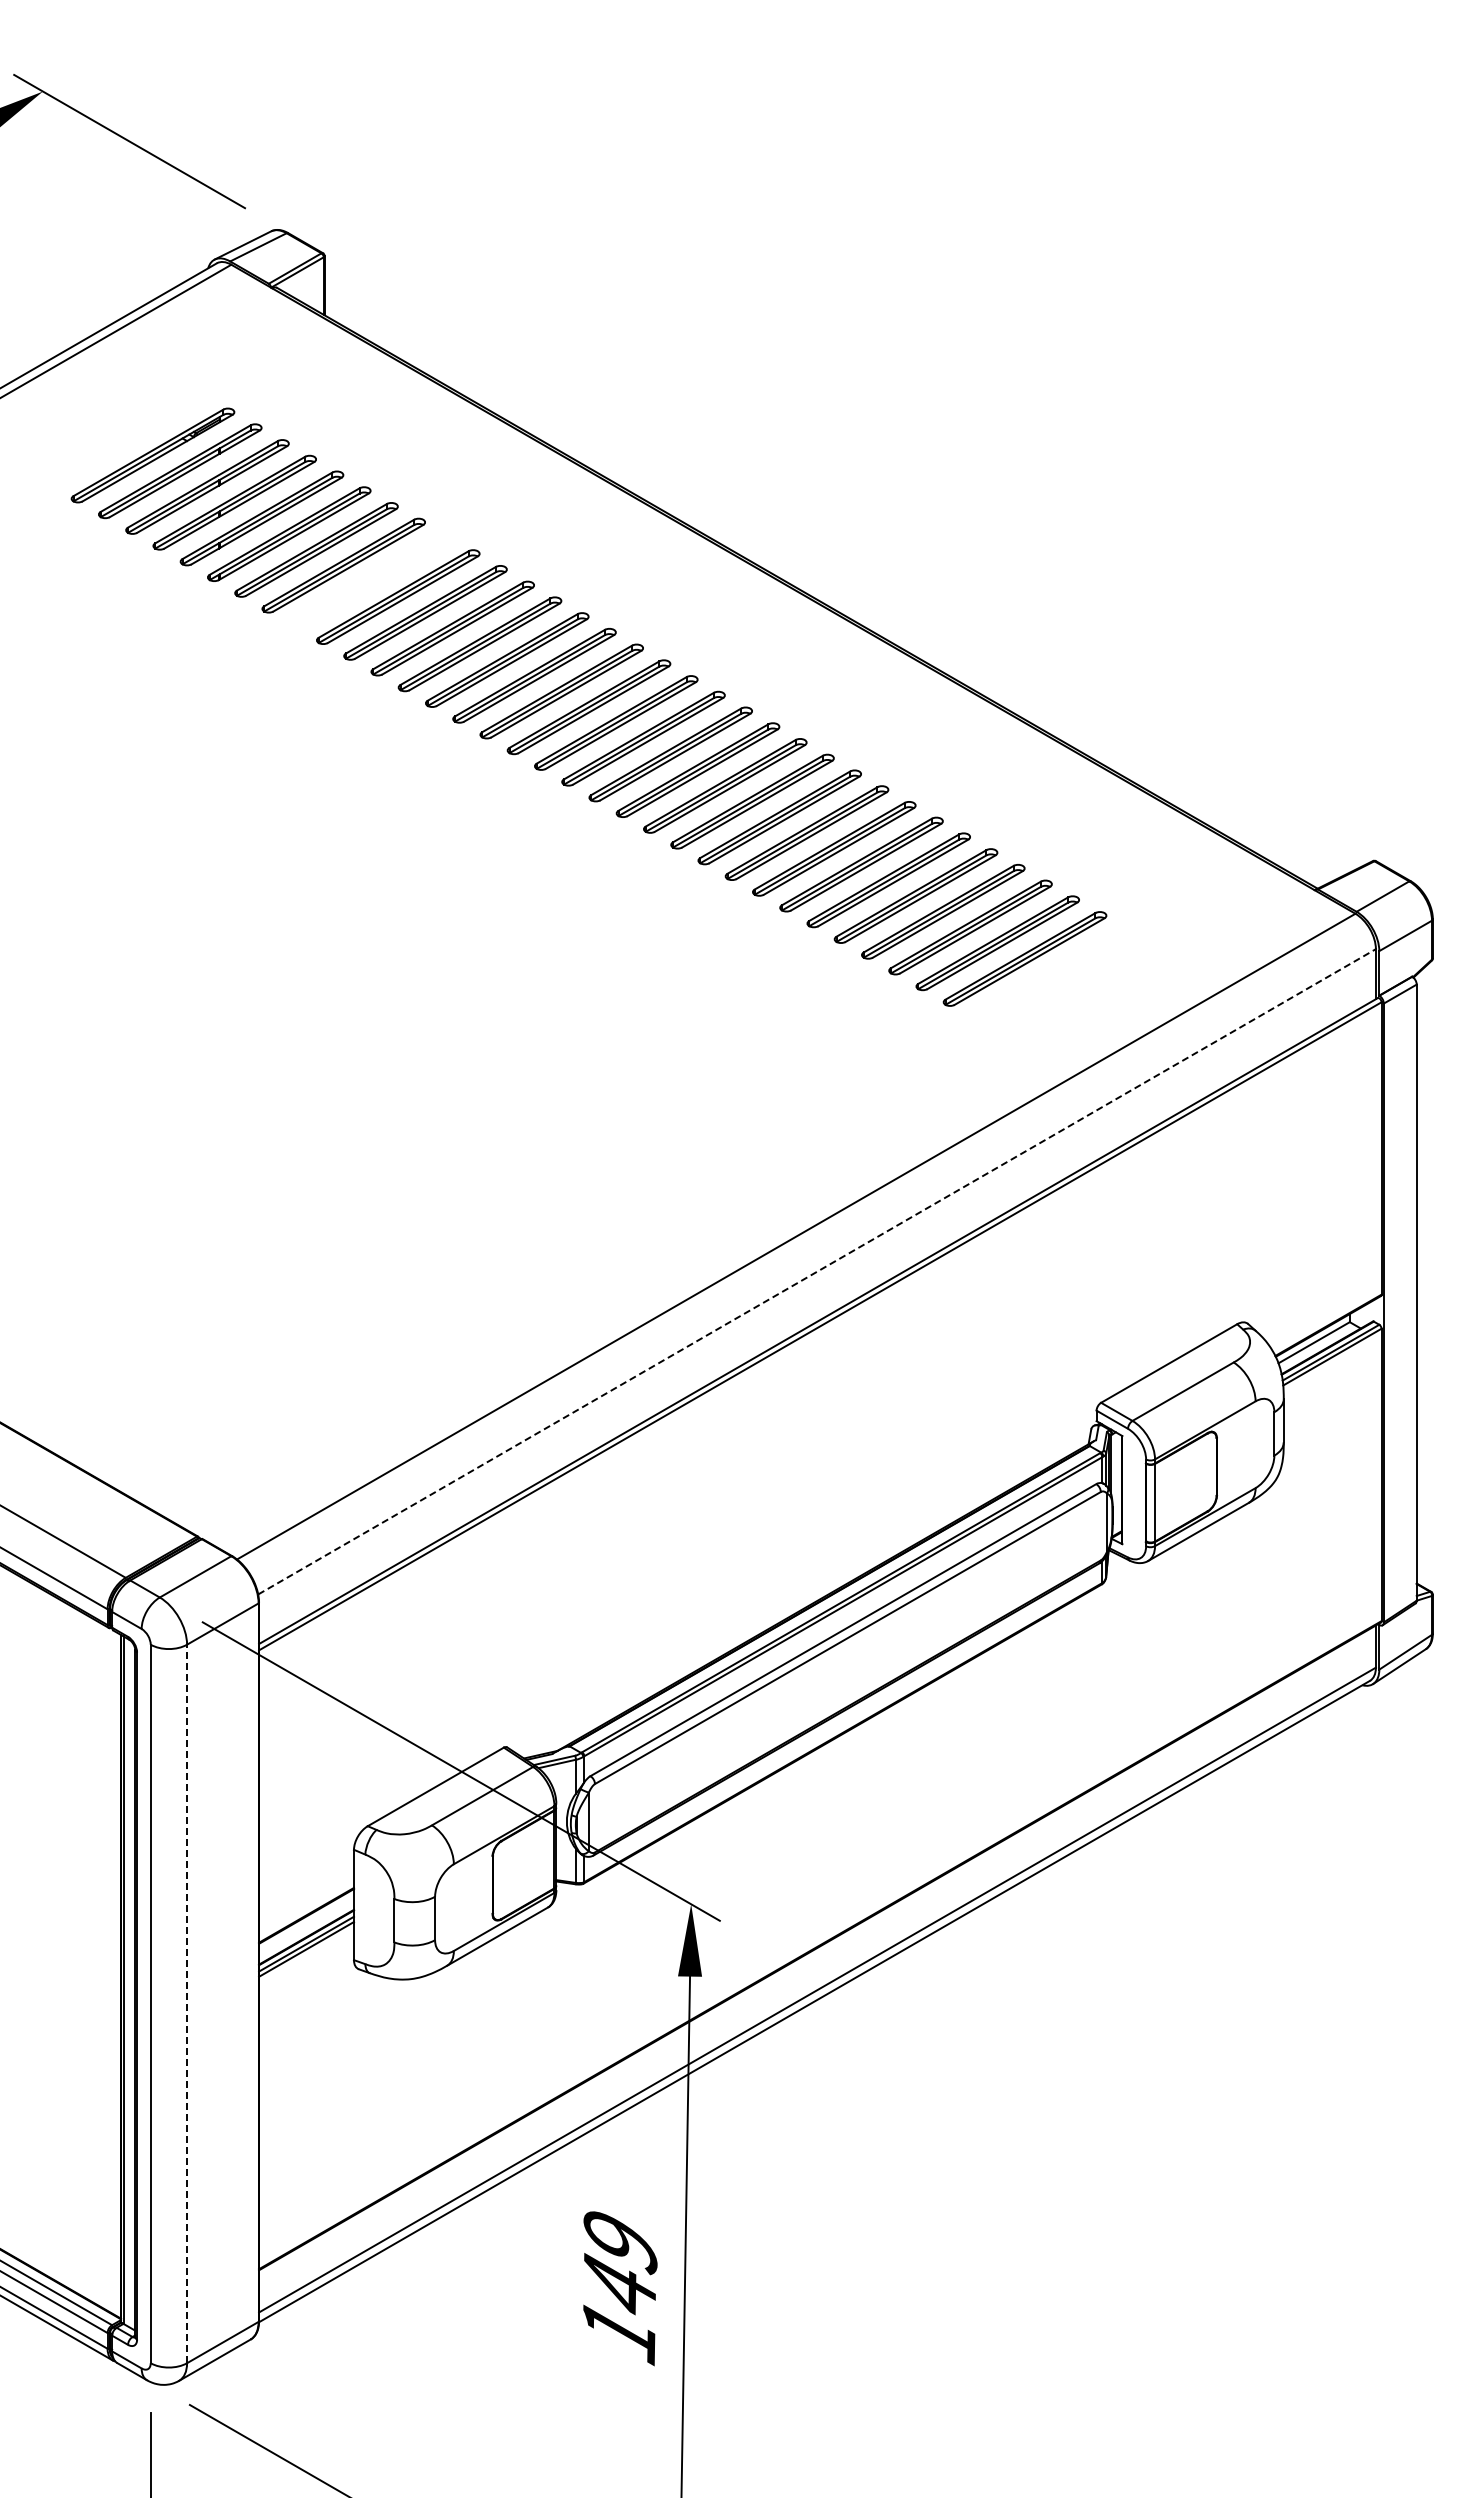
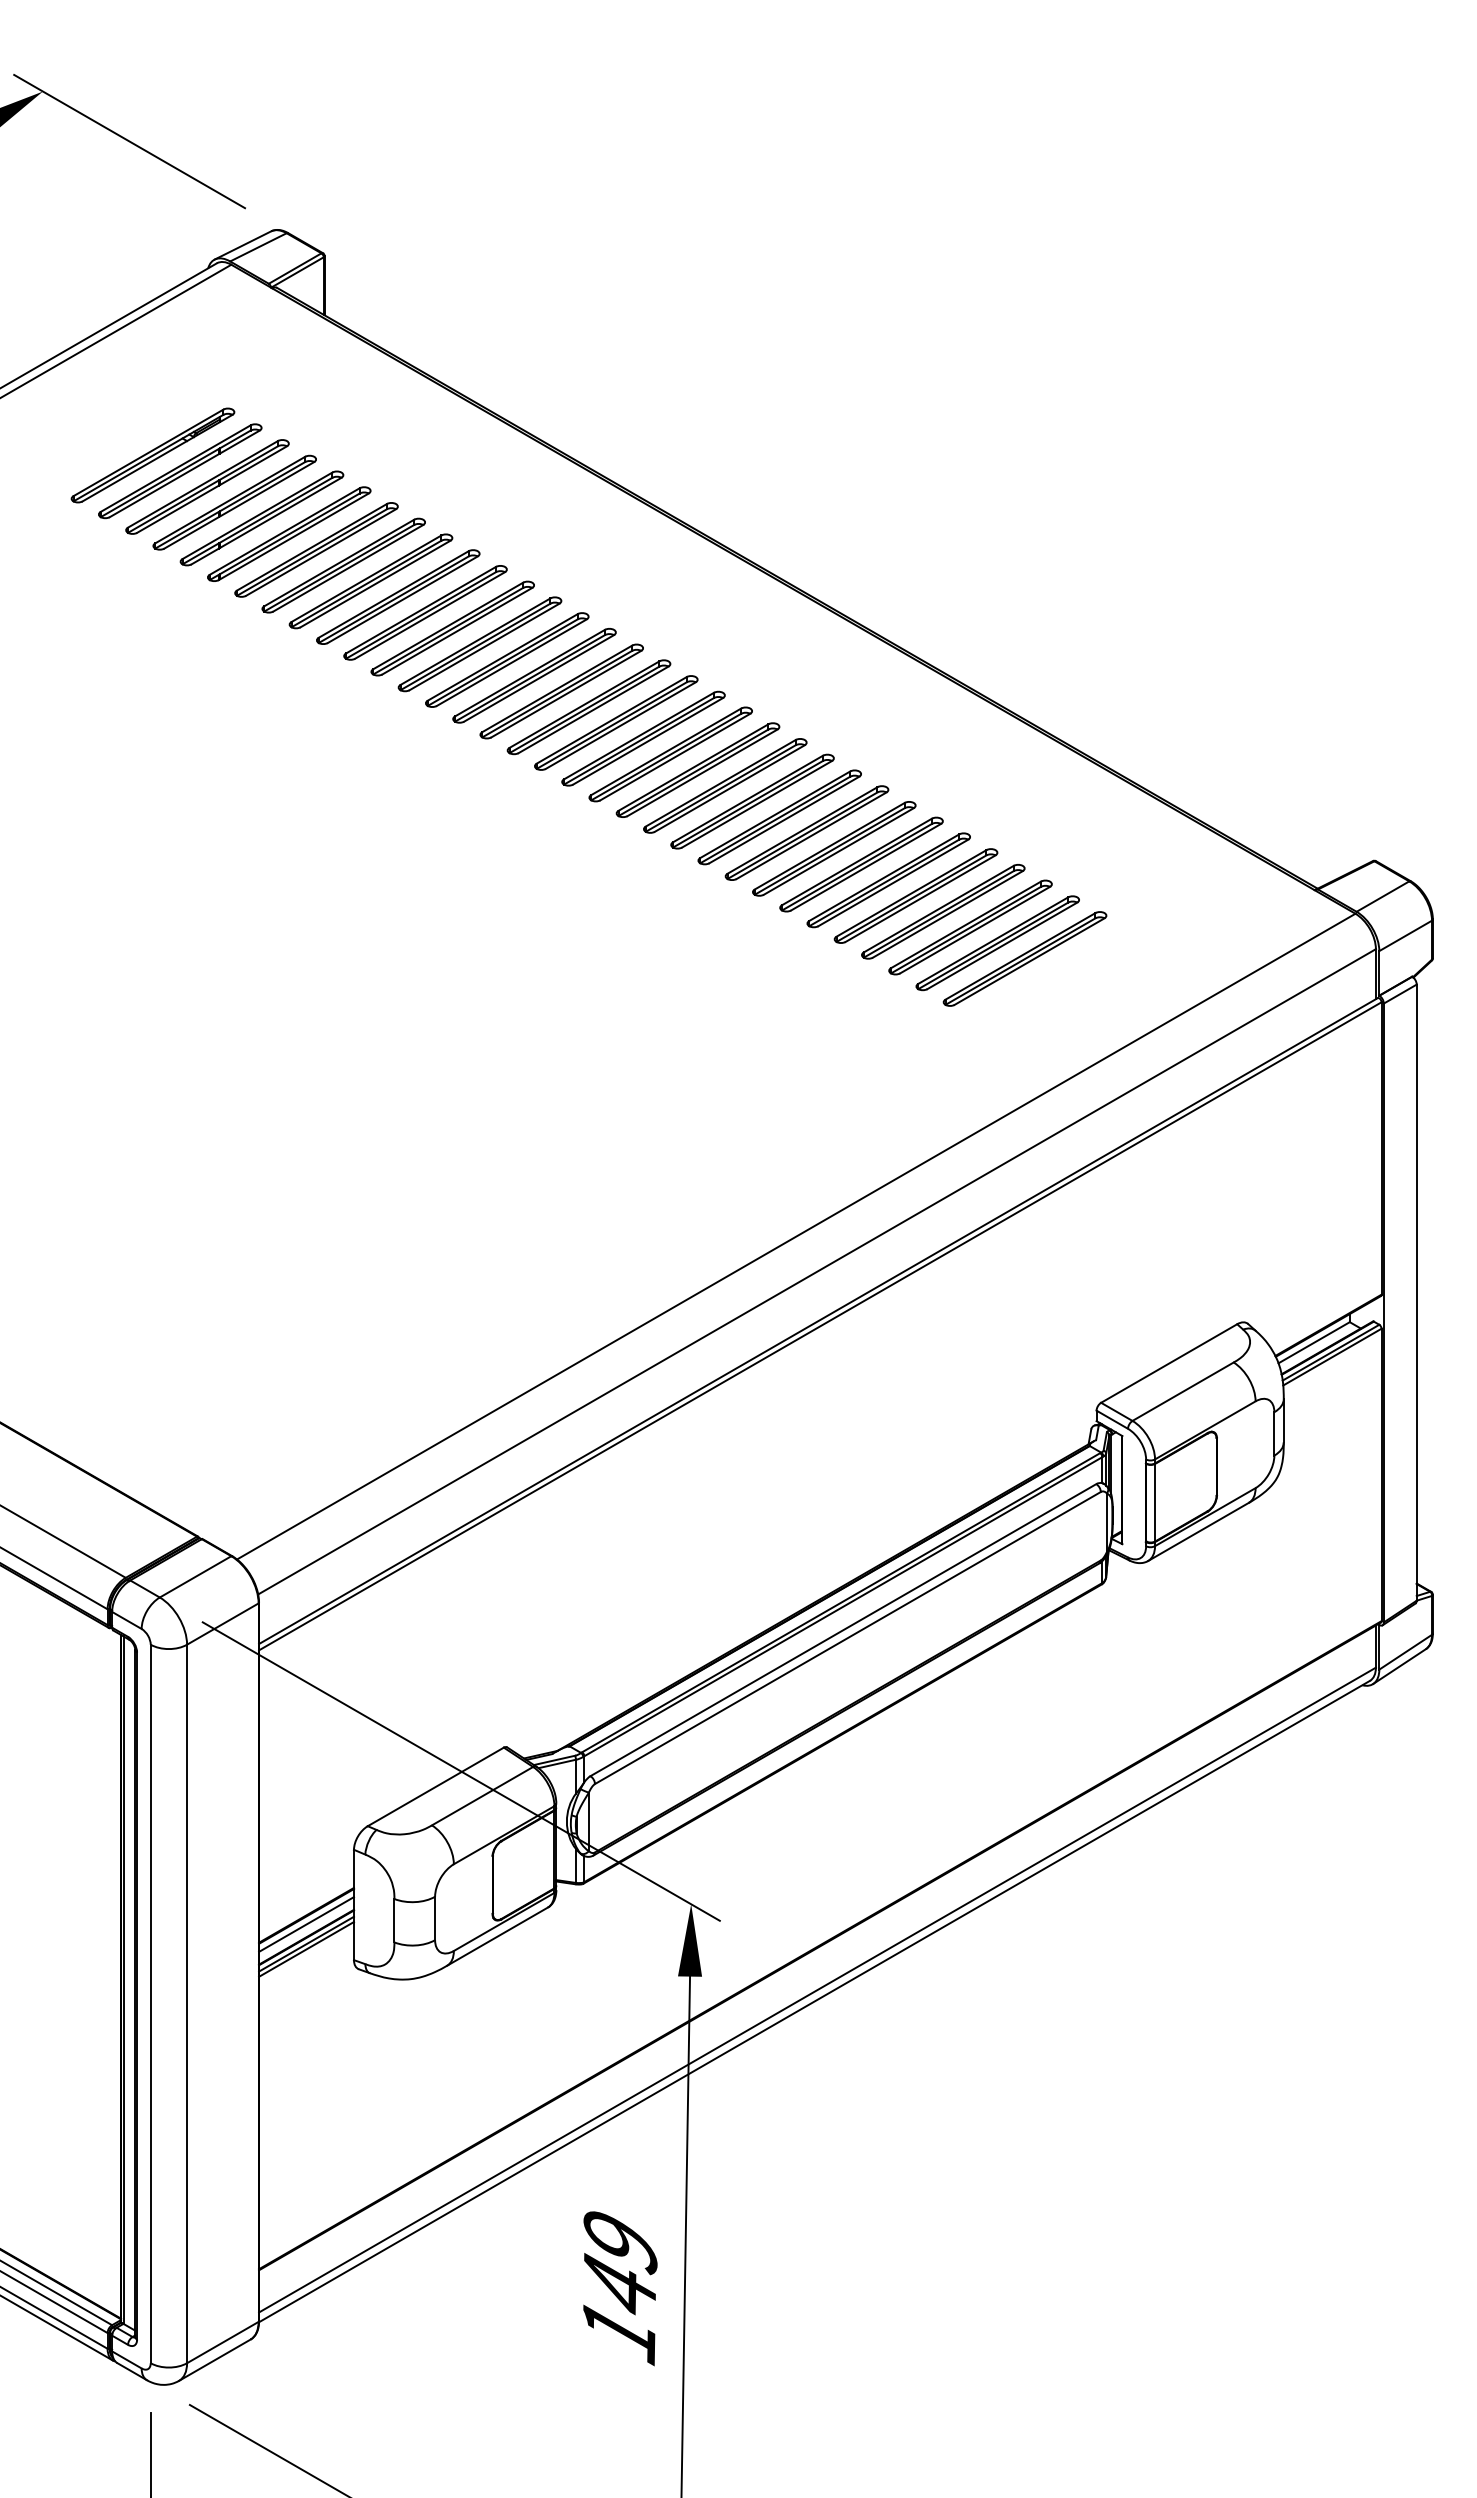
part: none -> present (370, 581)
line: dashed -> solid (817, 1271)
line: none -> present (306, 1924)
line: dashed -> solid (187, 2003)
